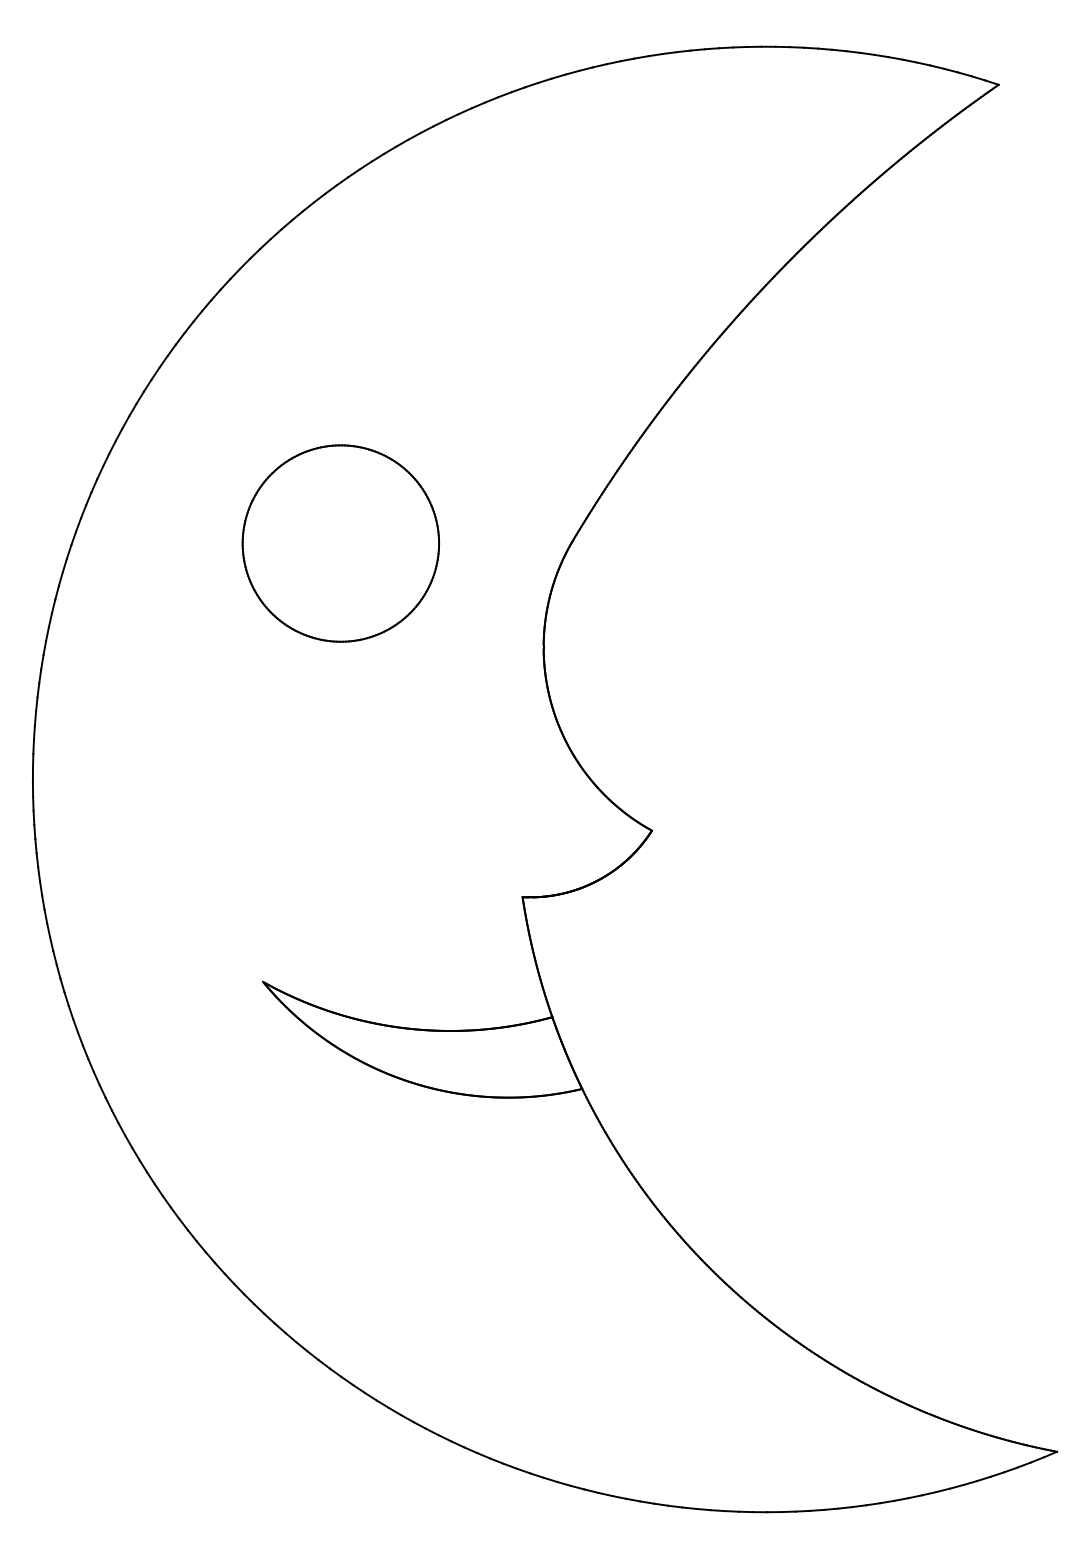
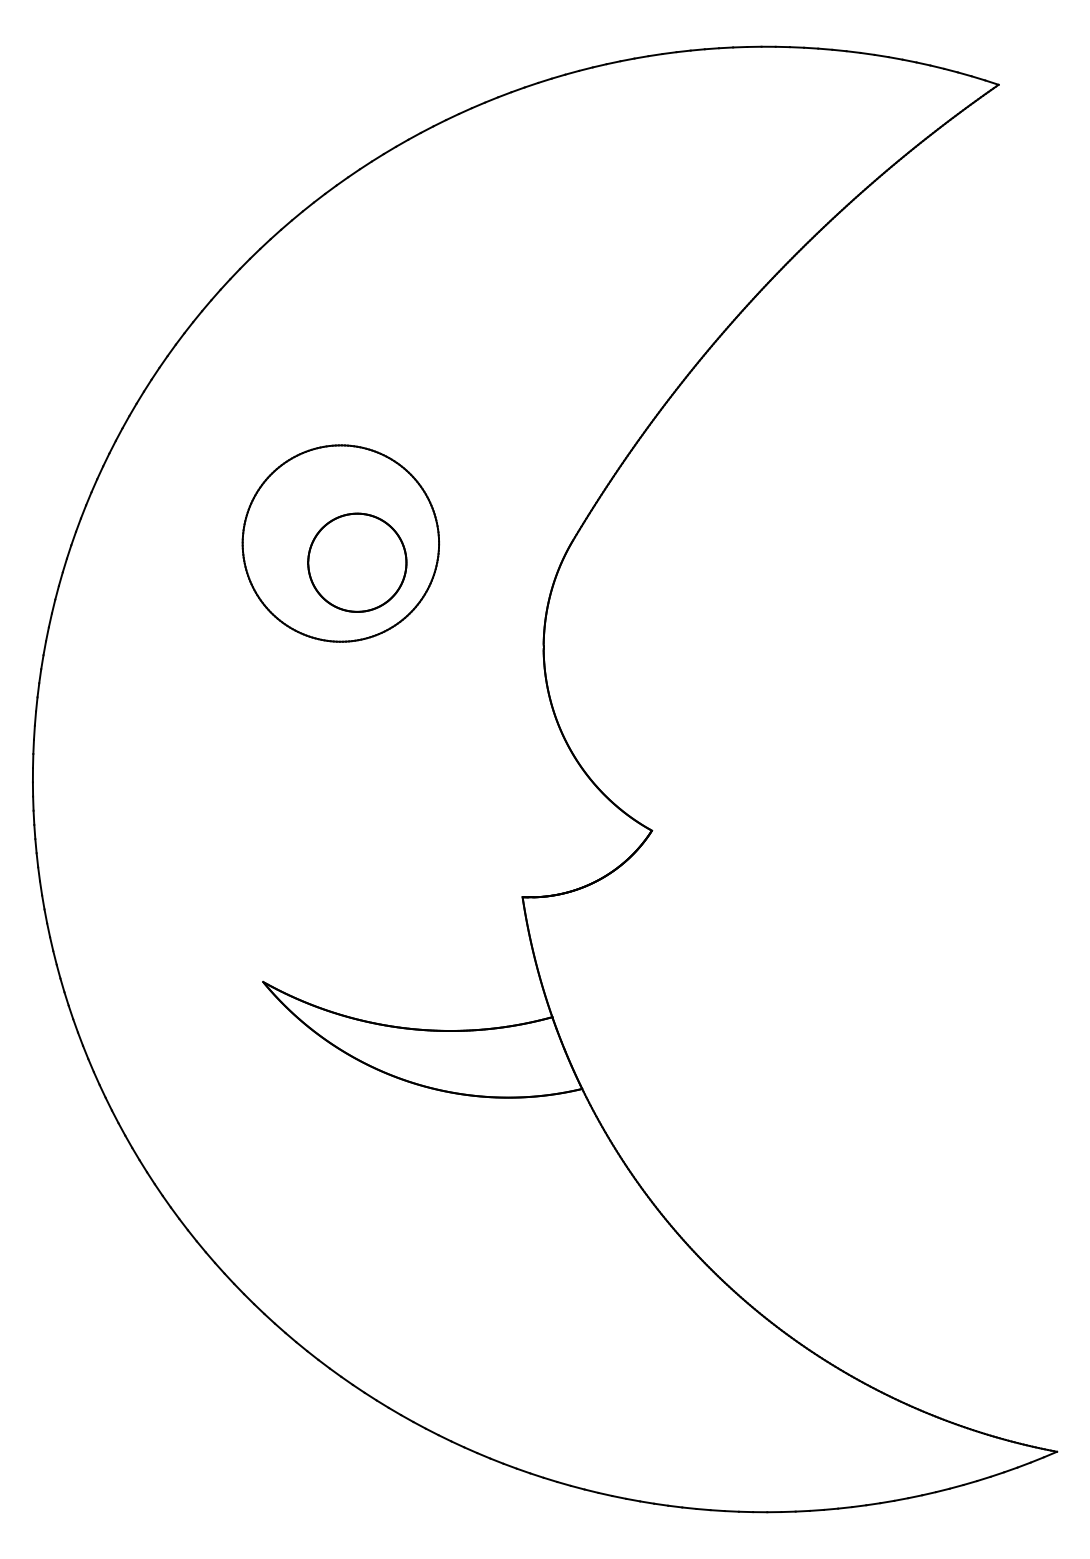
part: none -> present (357, 562)
